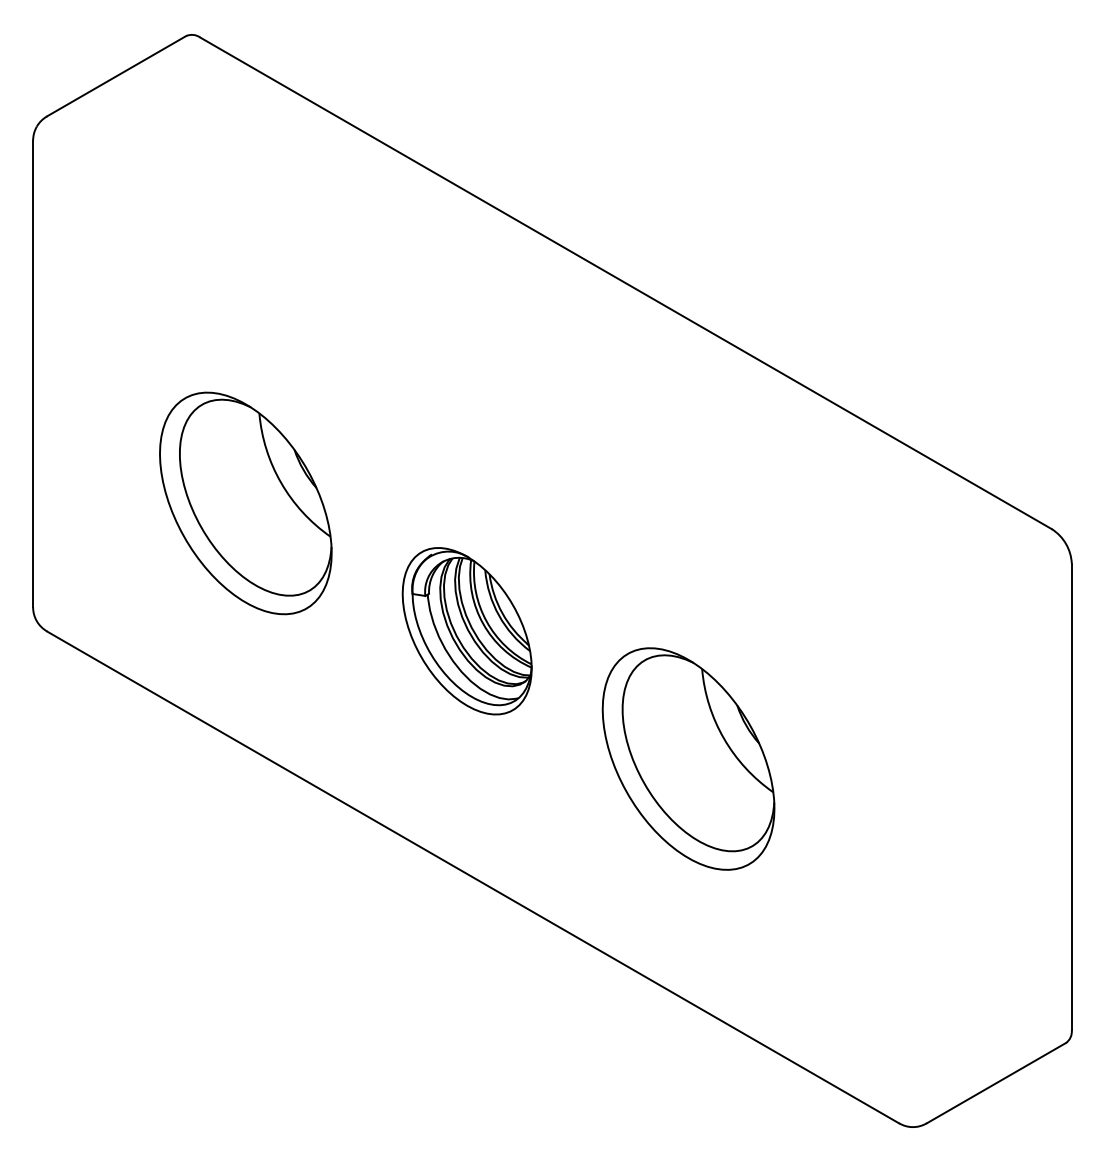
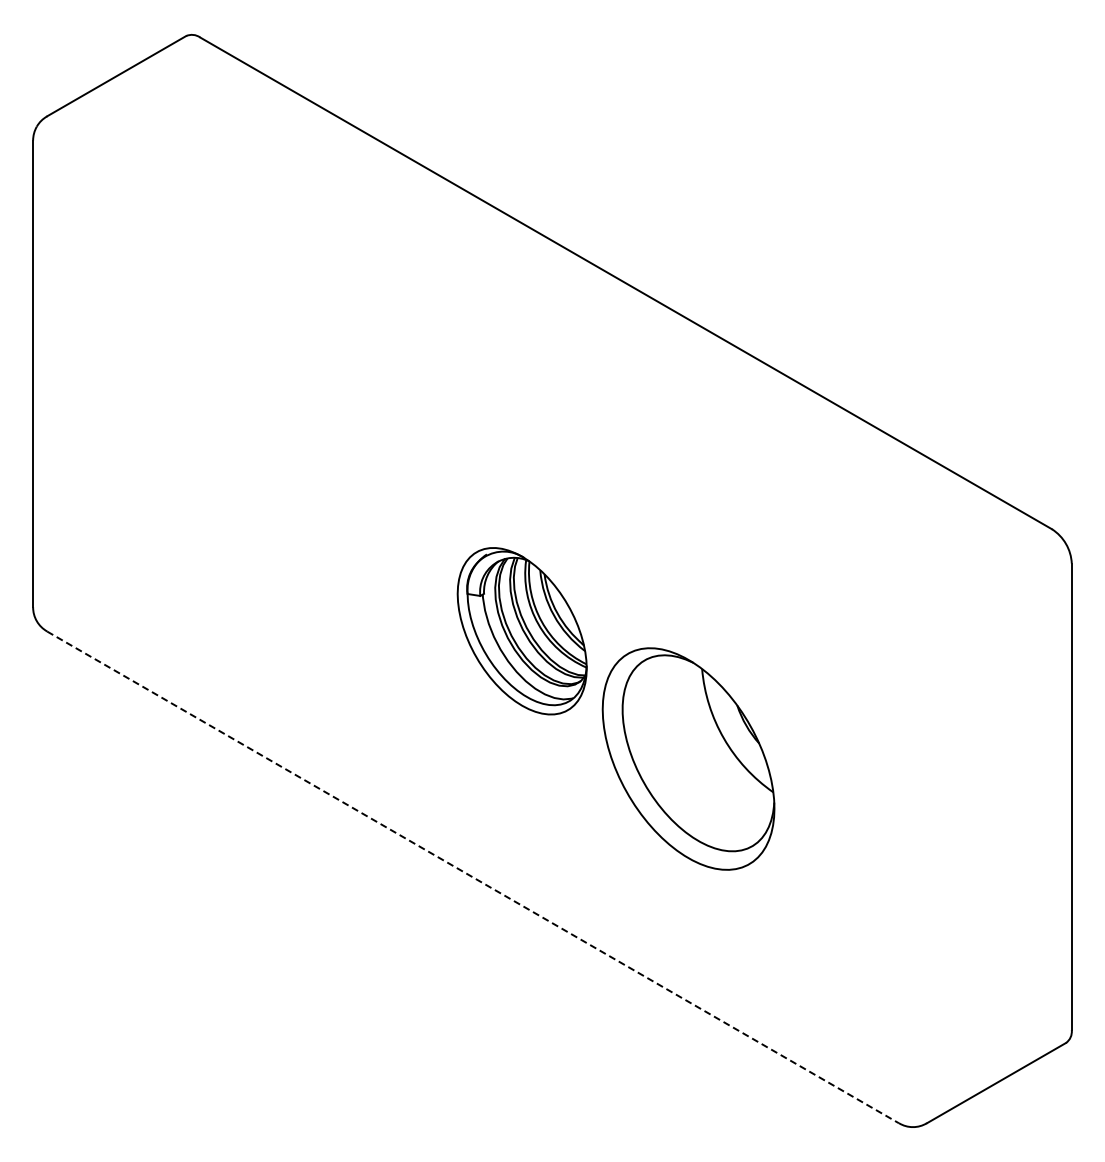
part: present -> none (245, 503)
part position: (466, 631) -> (521, 631) (521, 631)
line: solid -> dashed (473, 877)
